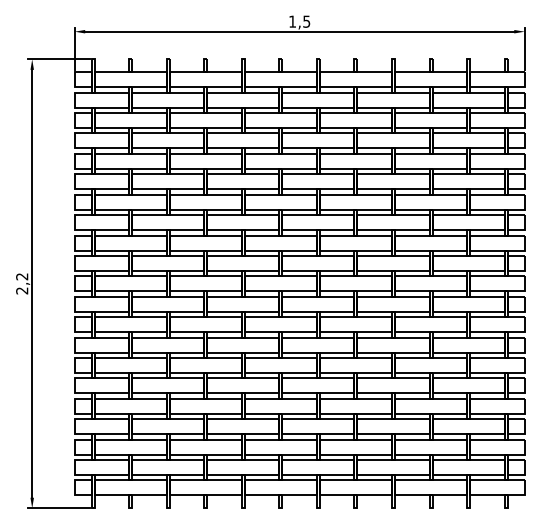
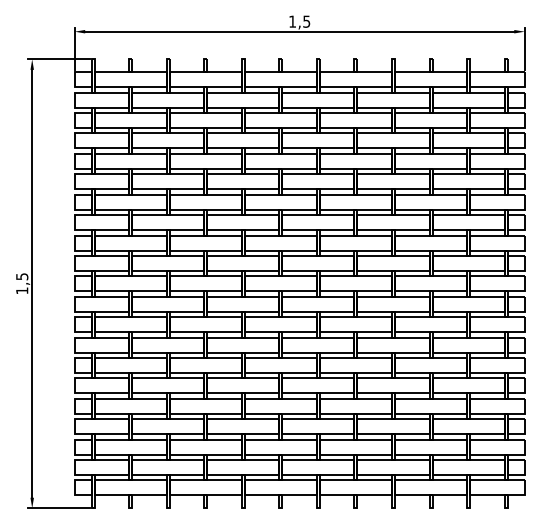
text: 2,2 -> 1,5 (22, 283)
